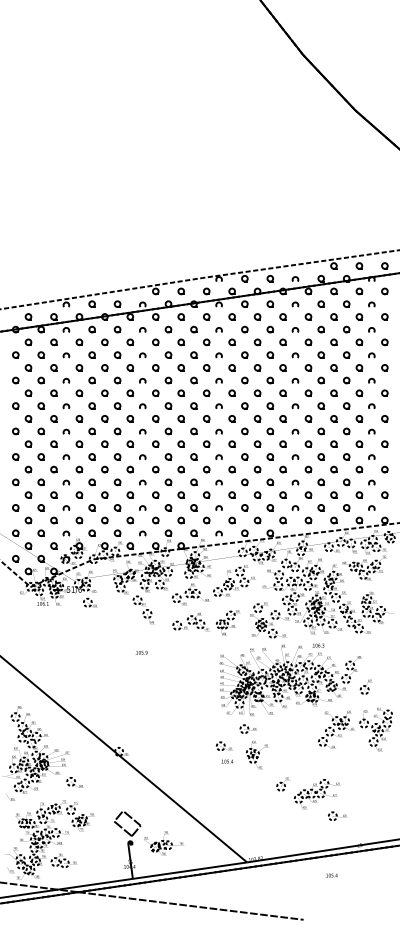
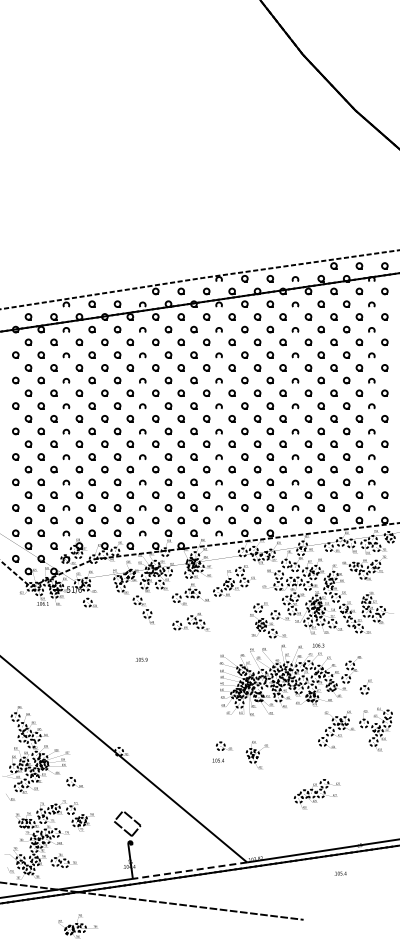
part: present -> none (227, 622)
text position: (141, 652) -> (141, 659) (141, 659)
part: present -> none (248, 728)
text position: (226, 761) -> (217, 760) (217, 760)
part: present -> none (282, 784)
part: present -> none (337, 815)
part position: (163, 843) -> (77, 926) (77, 926)
line: solid -> dashed (190, 870)
text position: (331, 875) -> (340, 873) (340, 873)
